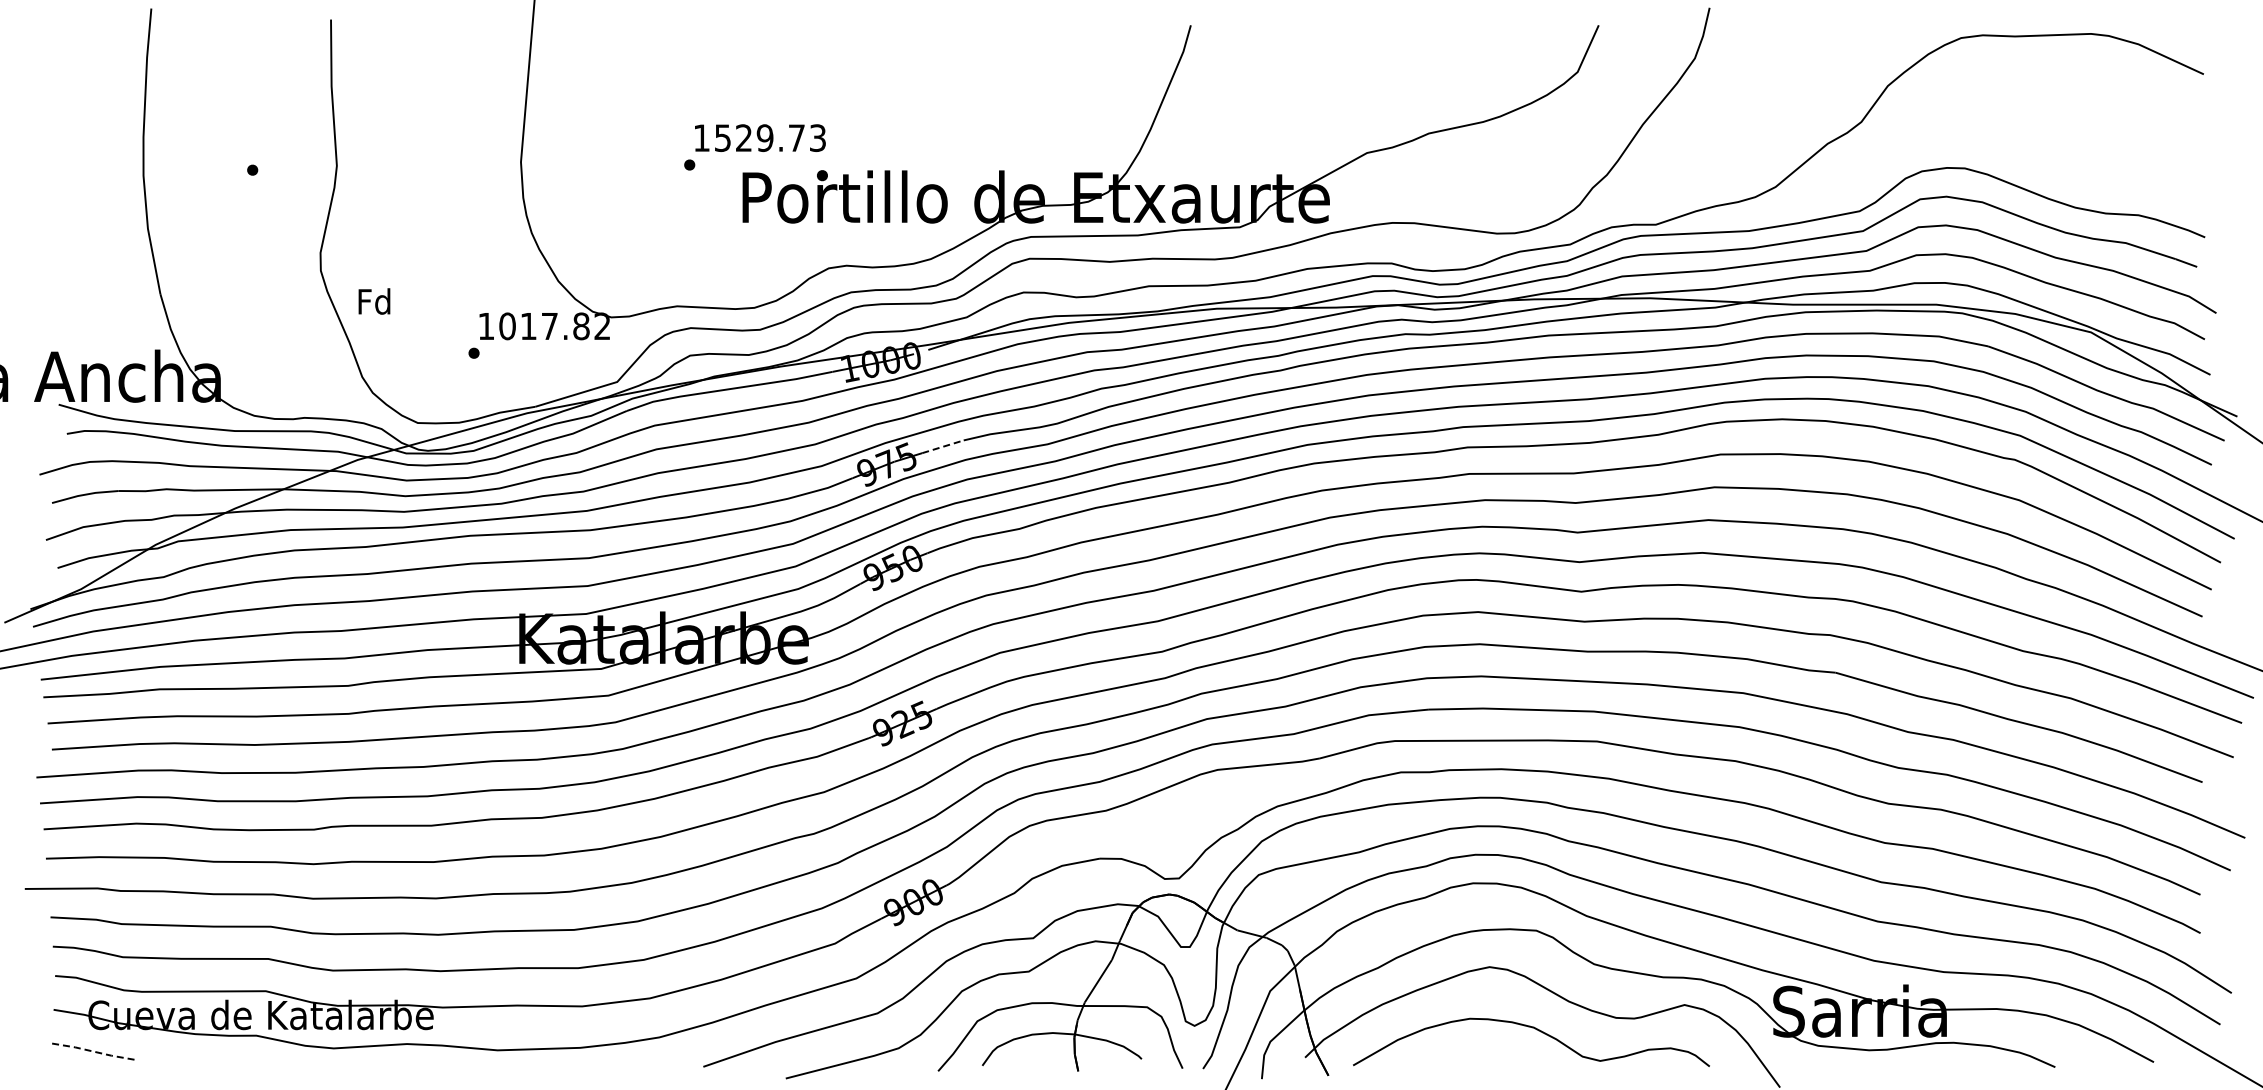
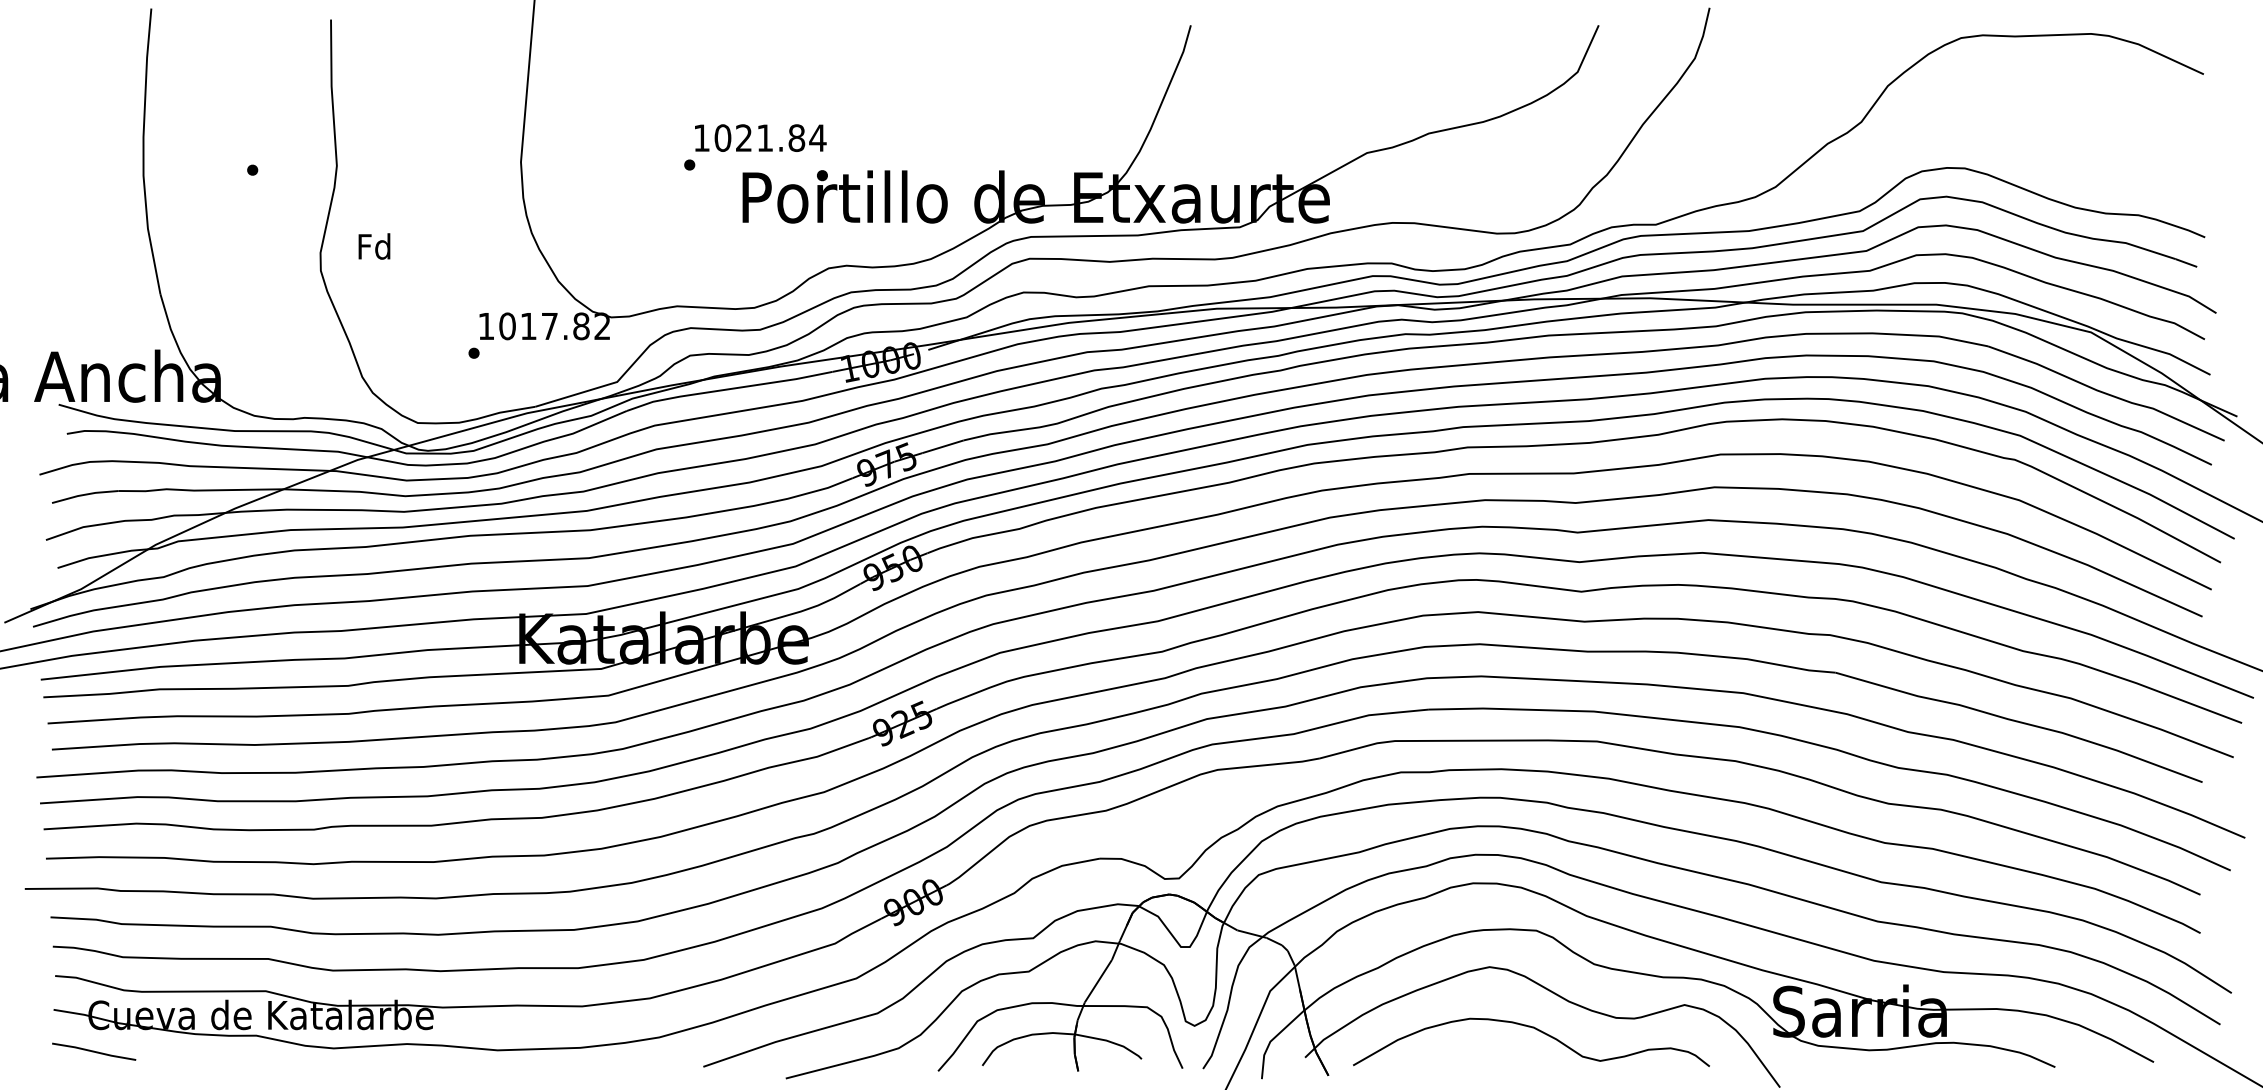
text: 1529.73 -> 1021.84 (770, 138)
text position: (374, 301) -> (374, 246) (374, 246)
line: dashed -> solid (942, 446)
line: dashed -> solid (94, 1051)
